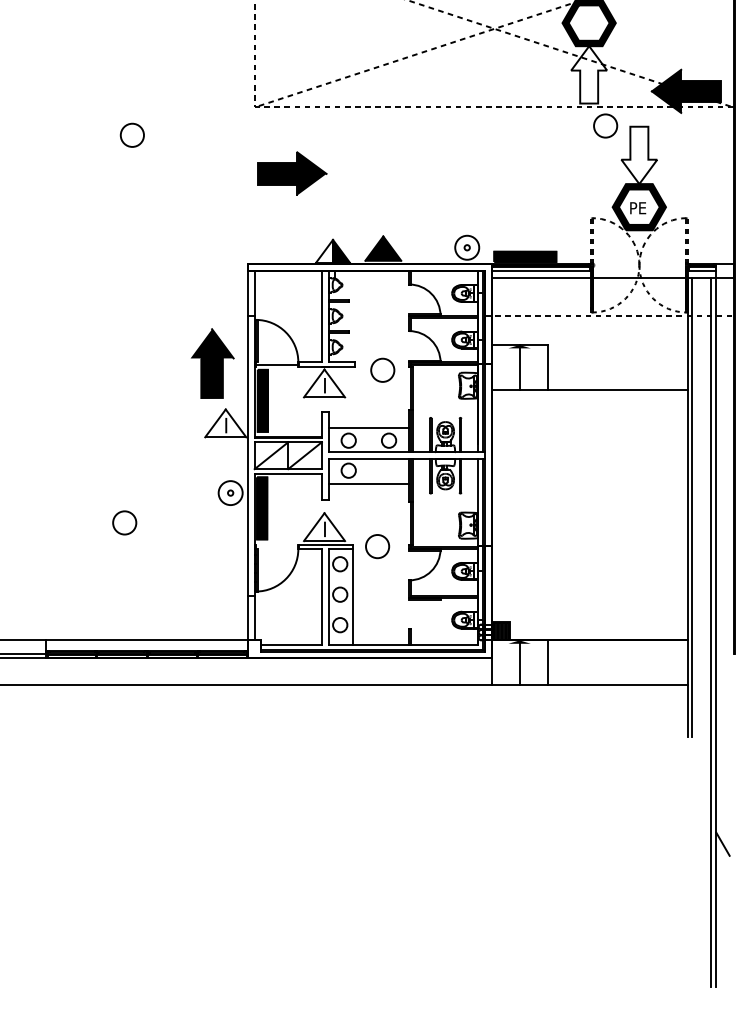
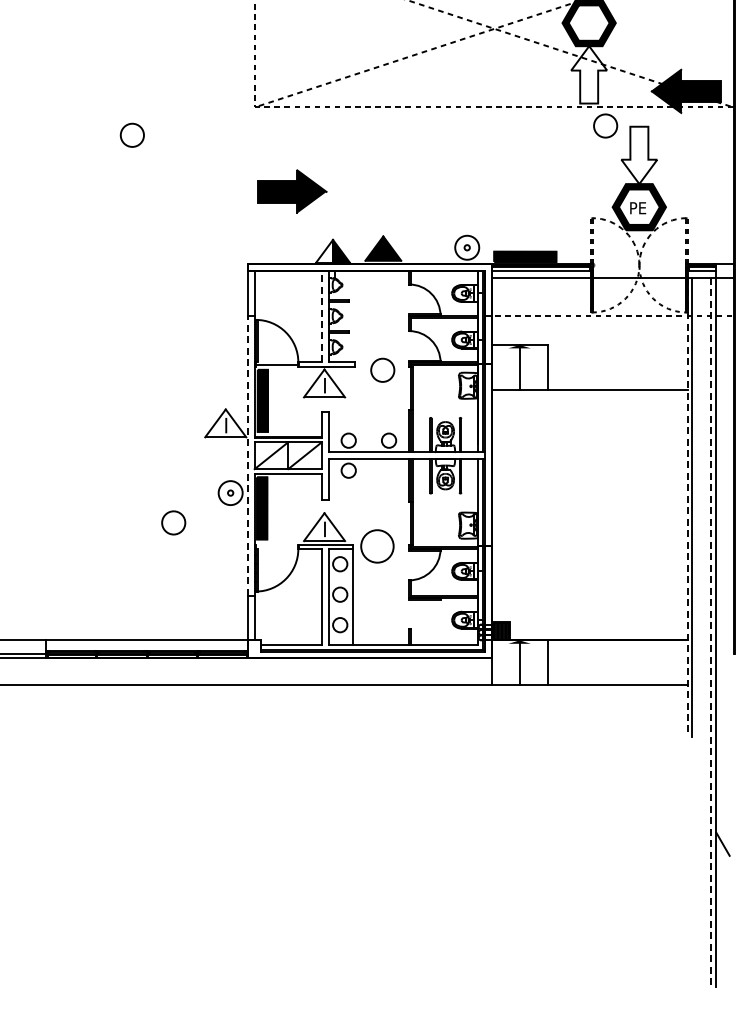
part position: (292, 173) -> (292, 191) (292, 191)
line: solid -> dashed (321, 316)
part: present -> none (212, 363)
line: present -> none (368, 427)
line: solid -> dashed (247, 455)
line: present -> none (368, 483)
line: solid -> dashed (687, 507)
circle position: (124, 522) -> (173, 522) (173, 522)
circle size: 26x26 px -> 35x35 px (377, 546)
line: solid -> dashed (711, 632)
